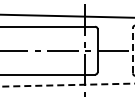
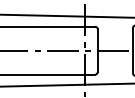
line: dashed -> solid (133, 50)
line: dashed -> solid (67, 85)
